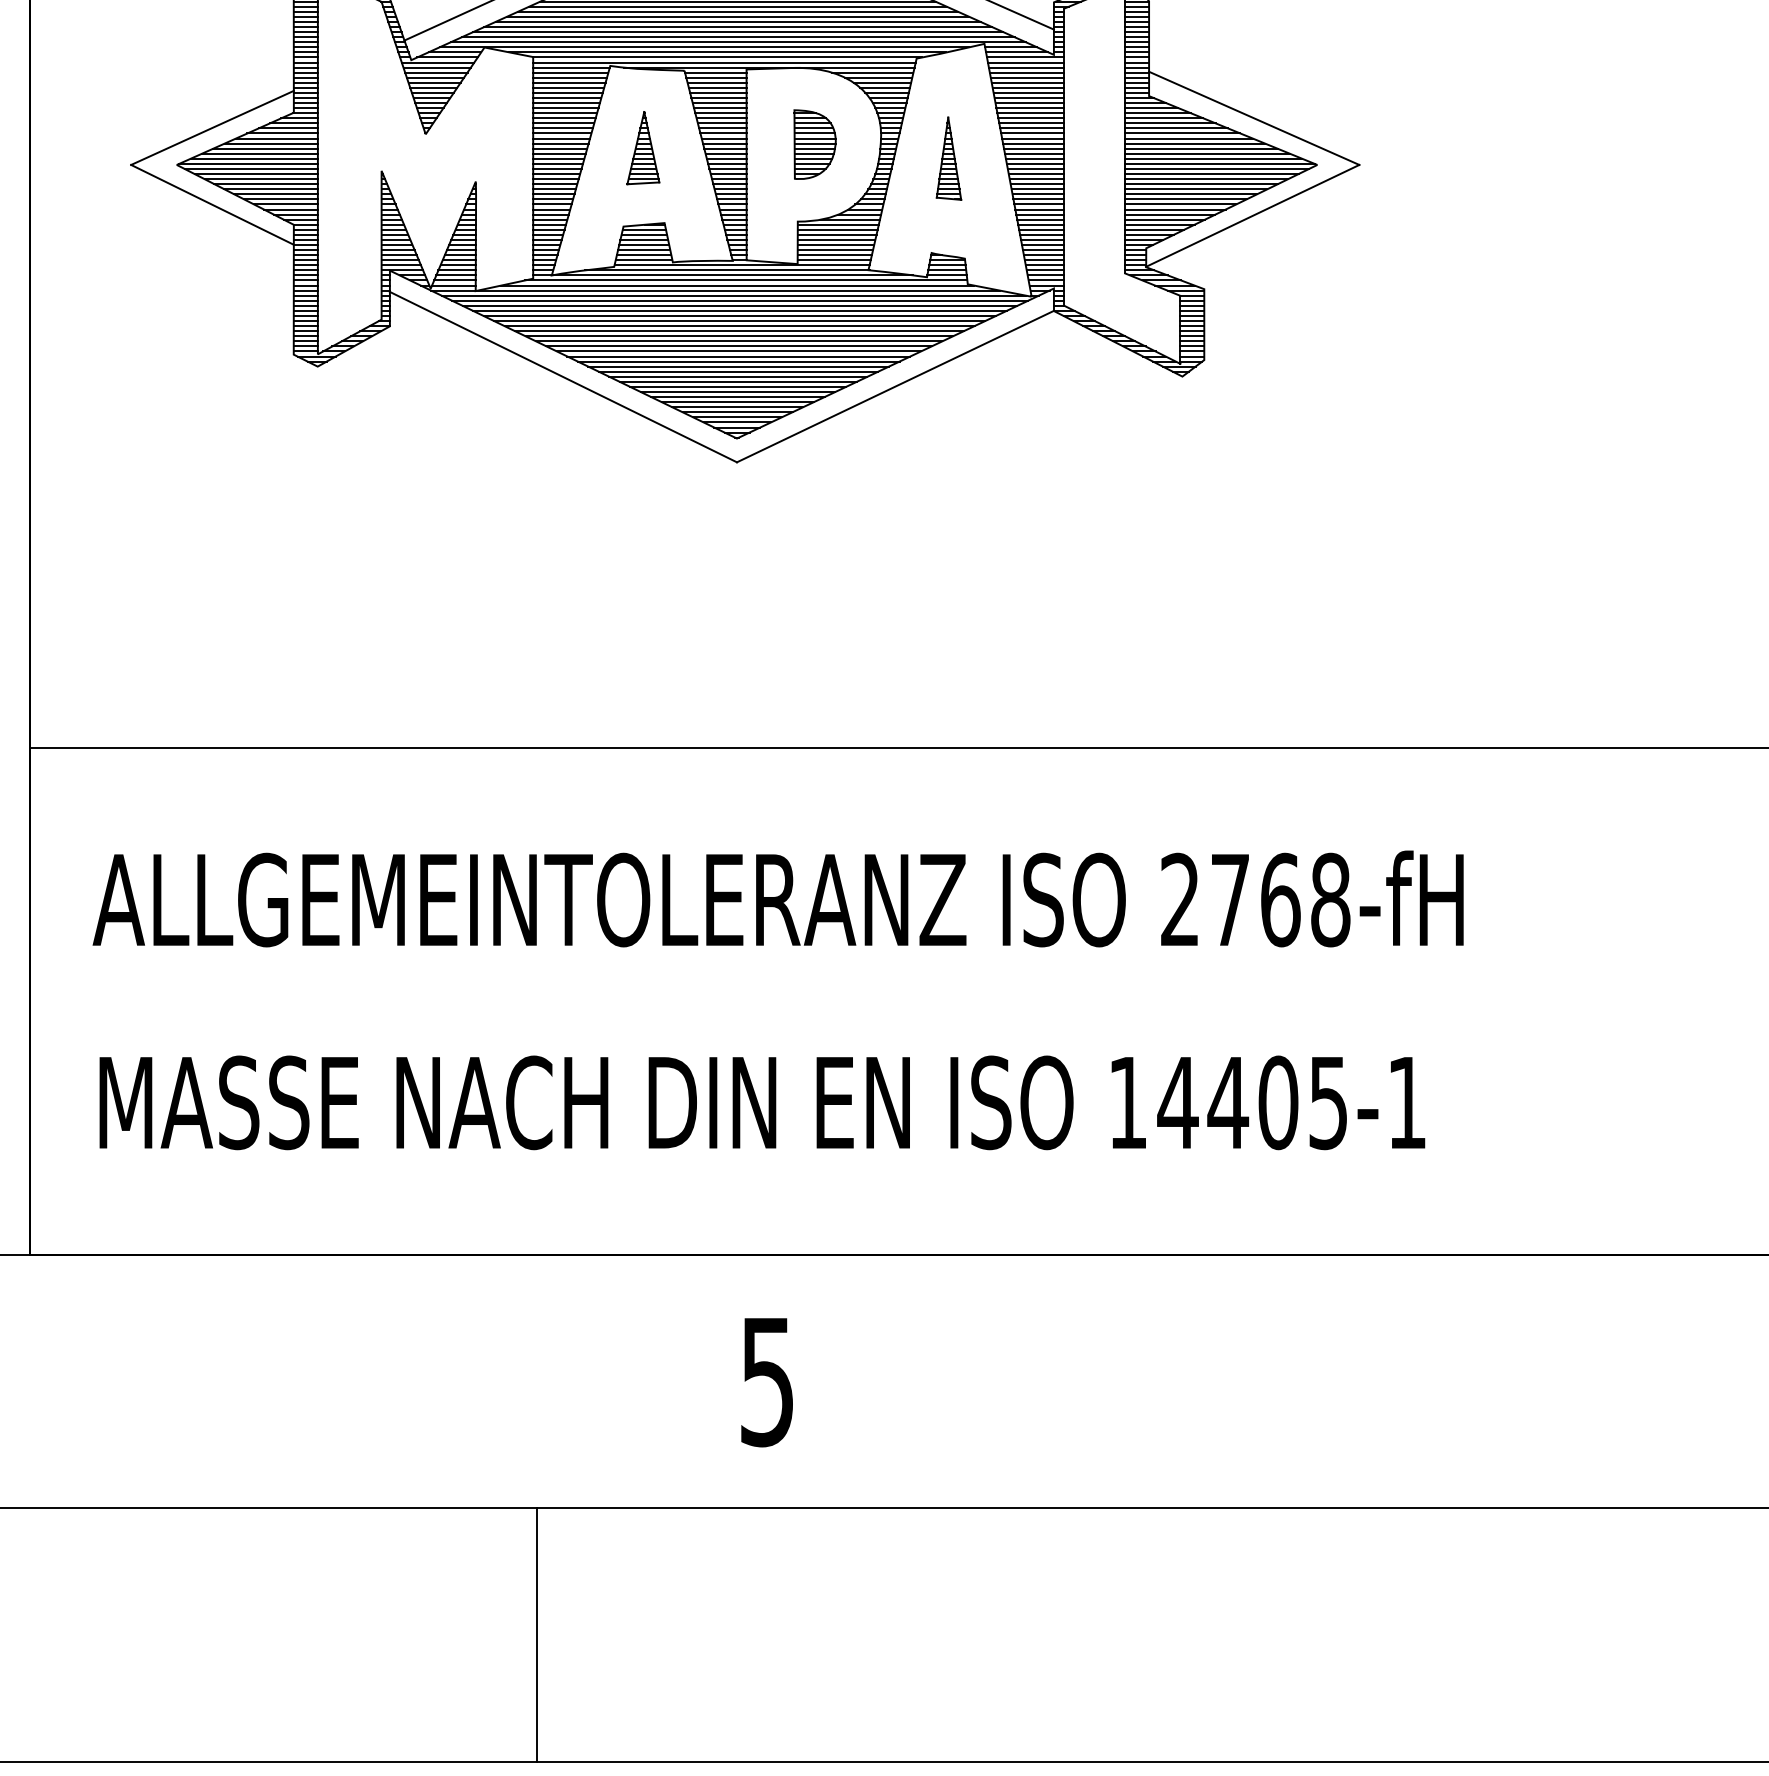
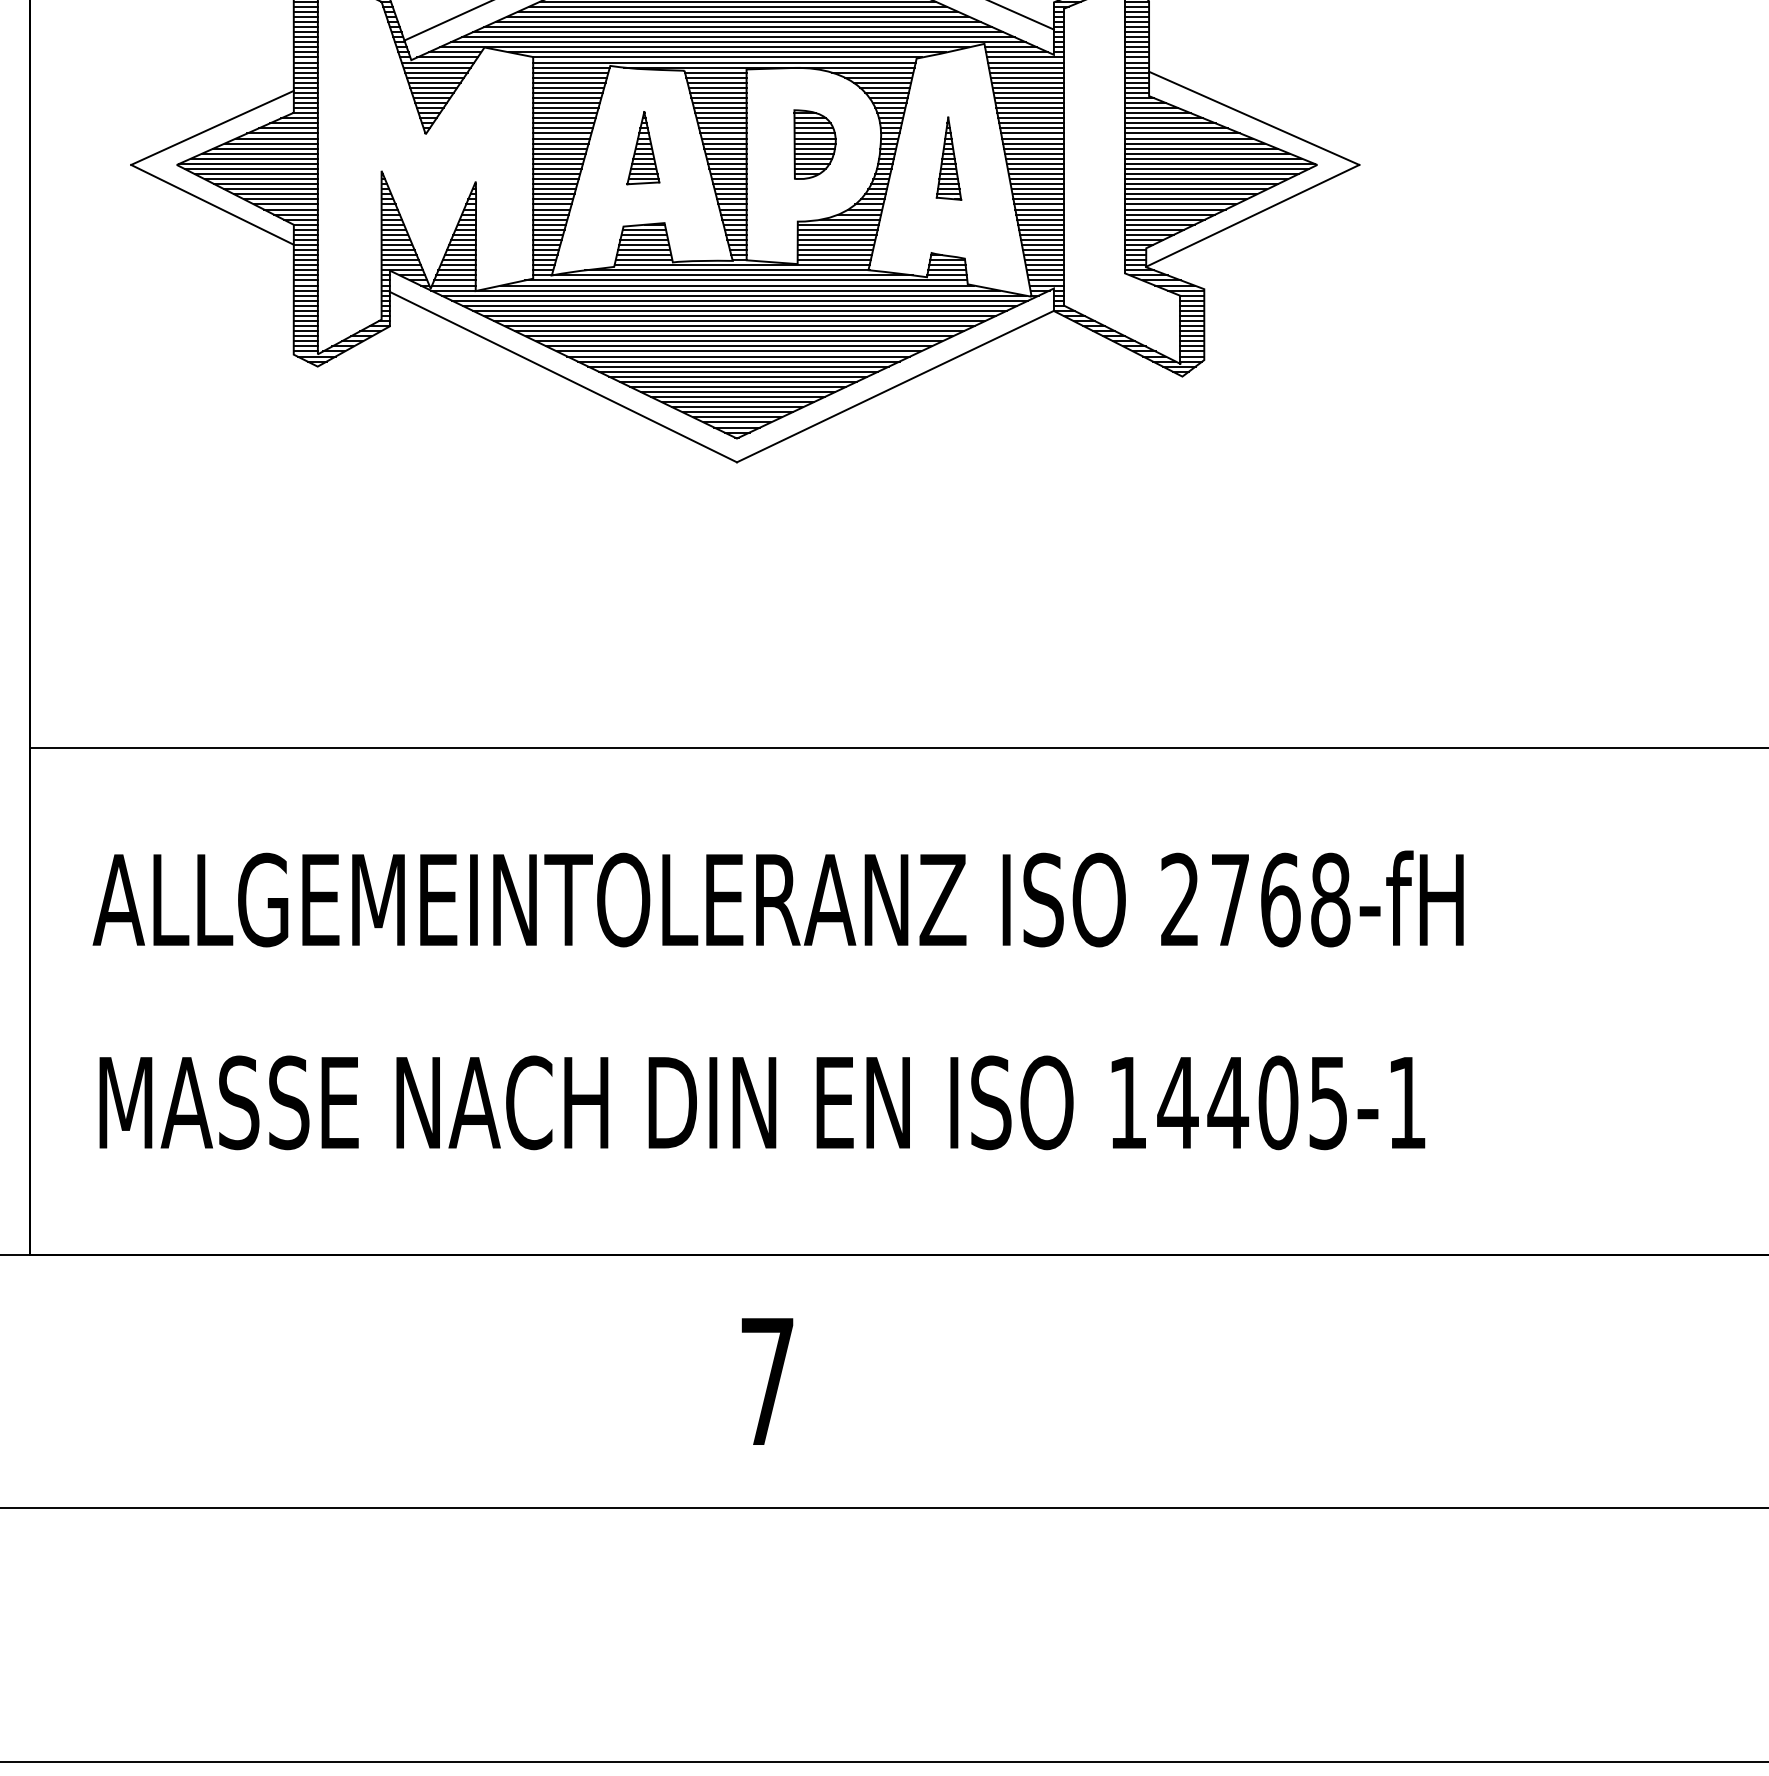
text: 5 -> 7 (767, 1382)
line: present -> none (536, 1634)
